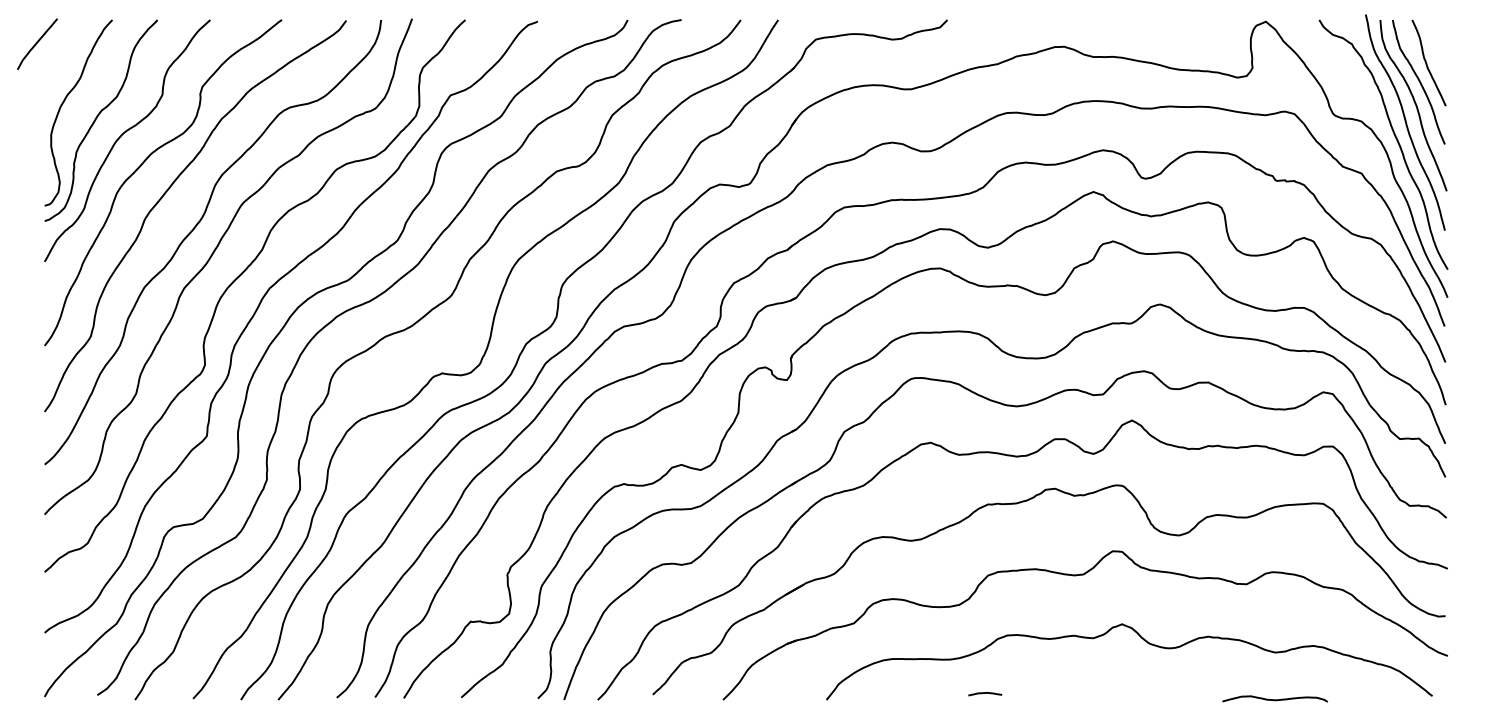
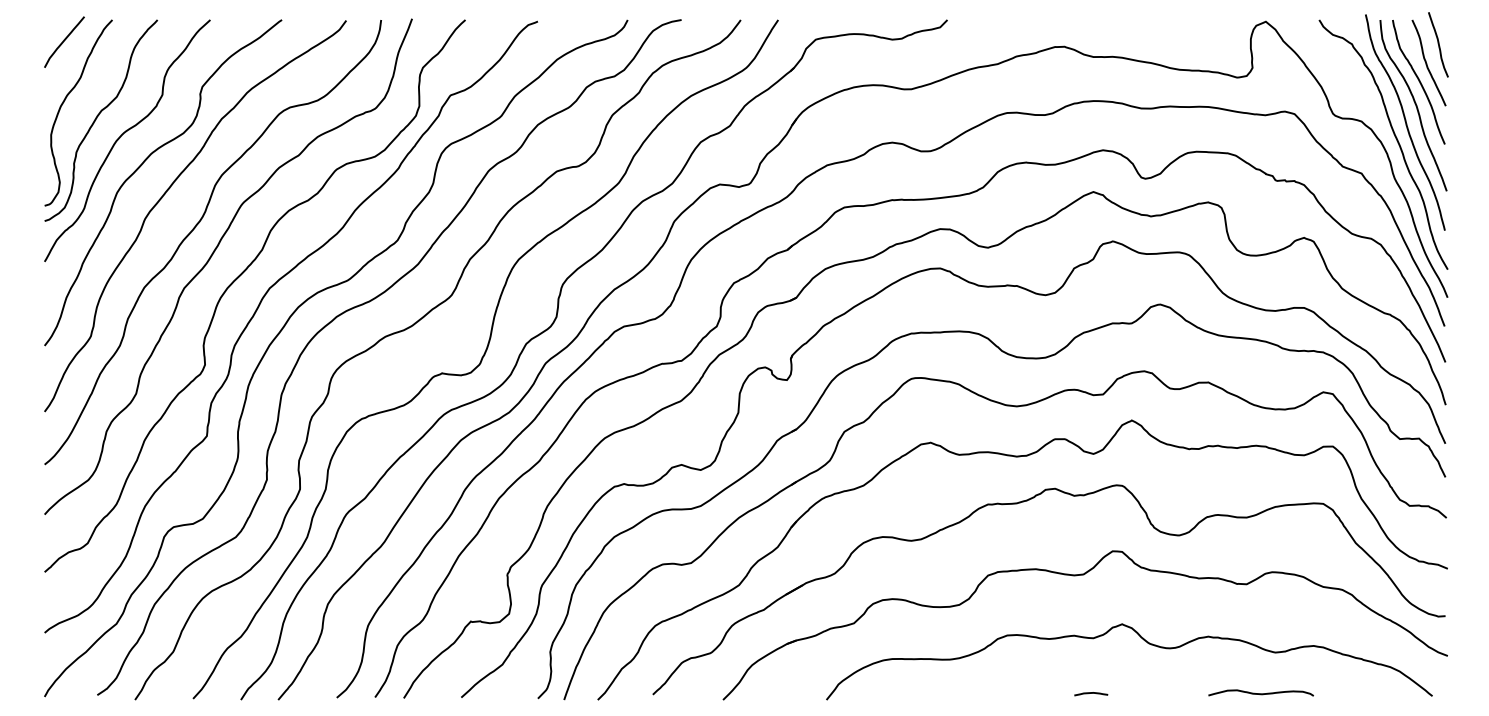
curve position: (37, 43) -> (64, 41) (64, 41)
curve: none -> present (1438, 44)
curve position: (985, 693) -> (1091, 693) (1091, 693)
curve position: (1274, 699) -> (1260, 693) (1260, 693)
